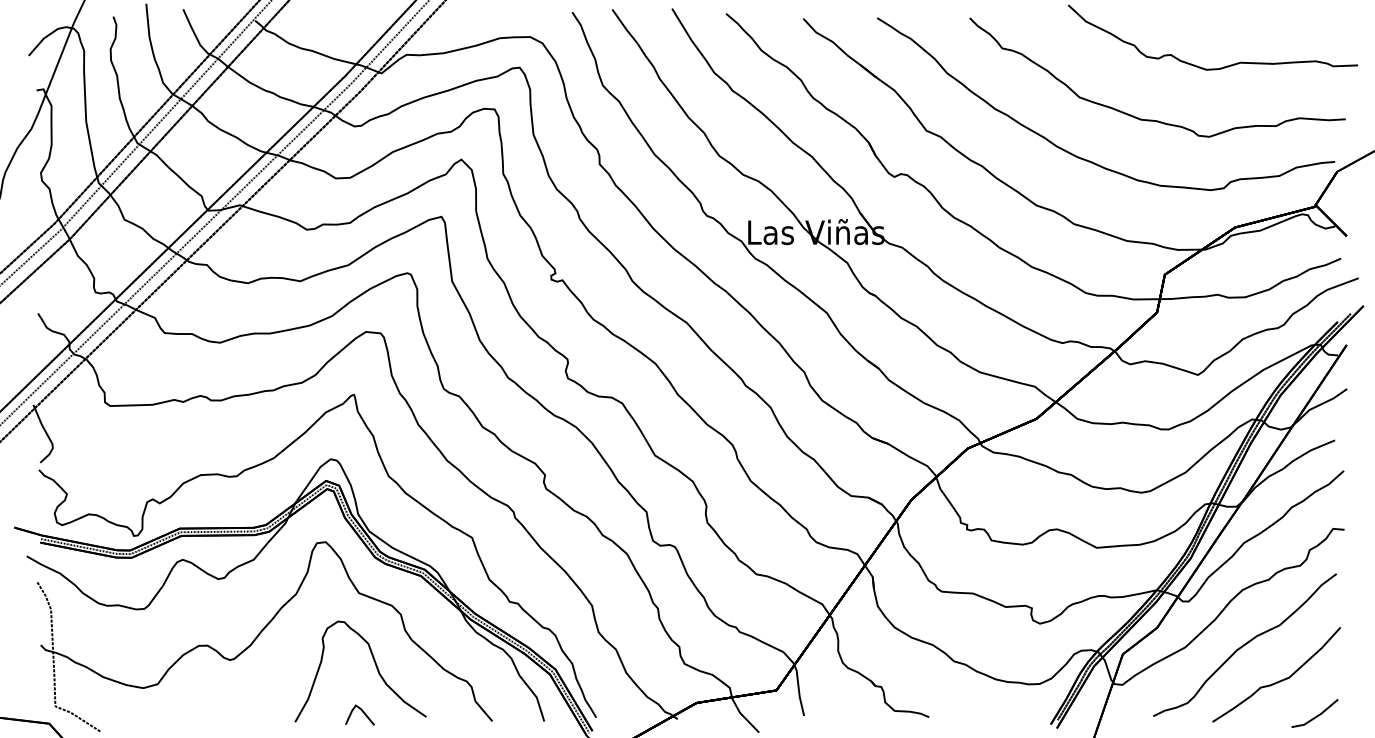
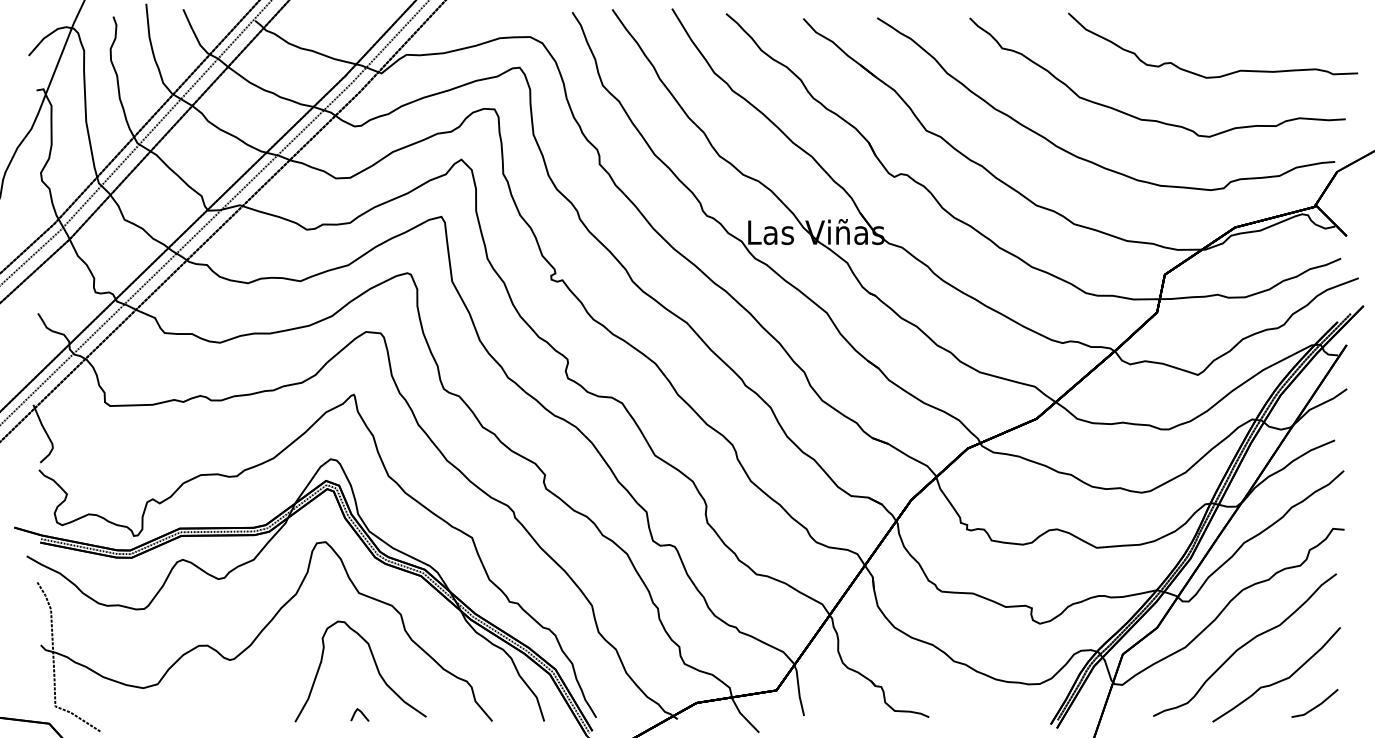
curve position: (1223, 66) -> (1223, 74) (1223, 74)
part position: (1314, 713) -> (1314, 703) (1314, 703)
part size: 30x22 px -> 20x14 px (359, 714)
